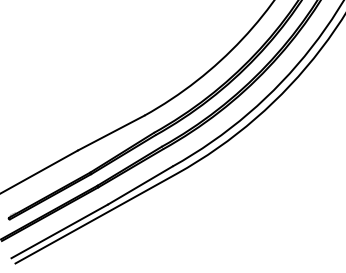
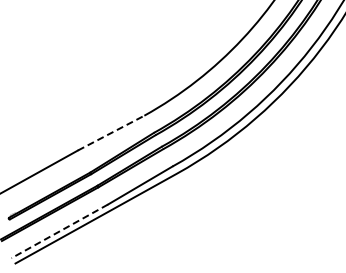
line: solid -> dashed (111, 132)
line: solid -> dashed (59, 231)
